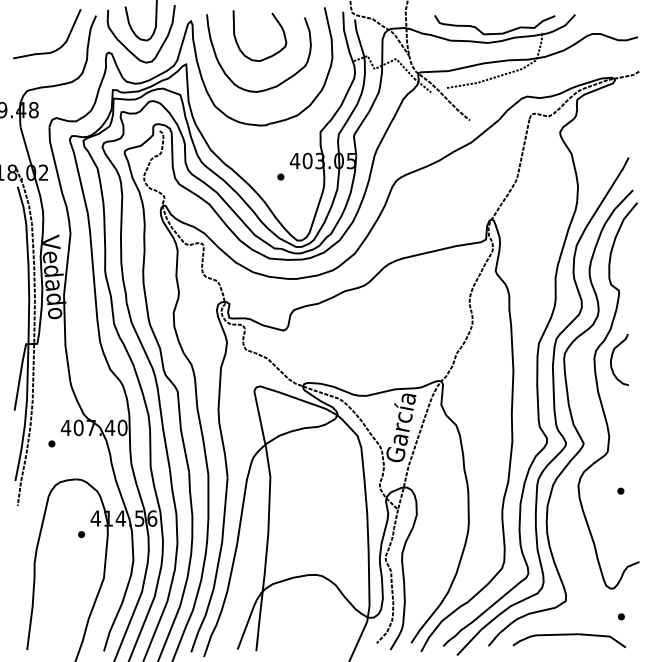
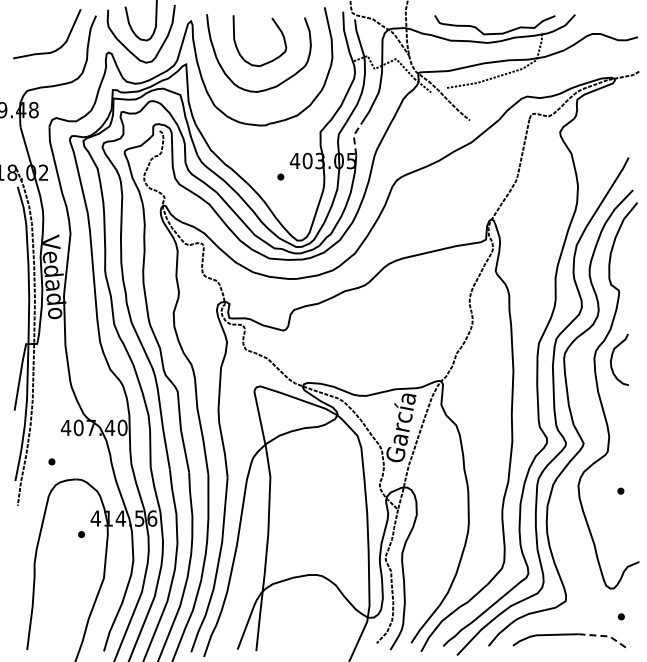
curve position: (278, 24) -> (278, 29) (278, 29)
line: solid -> dashed (353, 136)
part position: (51, 443) -> (51, 461) (51, 461)
line: solid -> dashed (604, 636)
